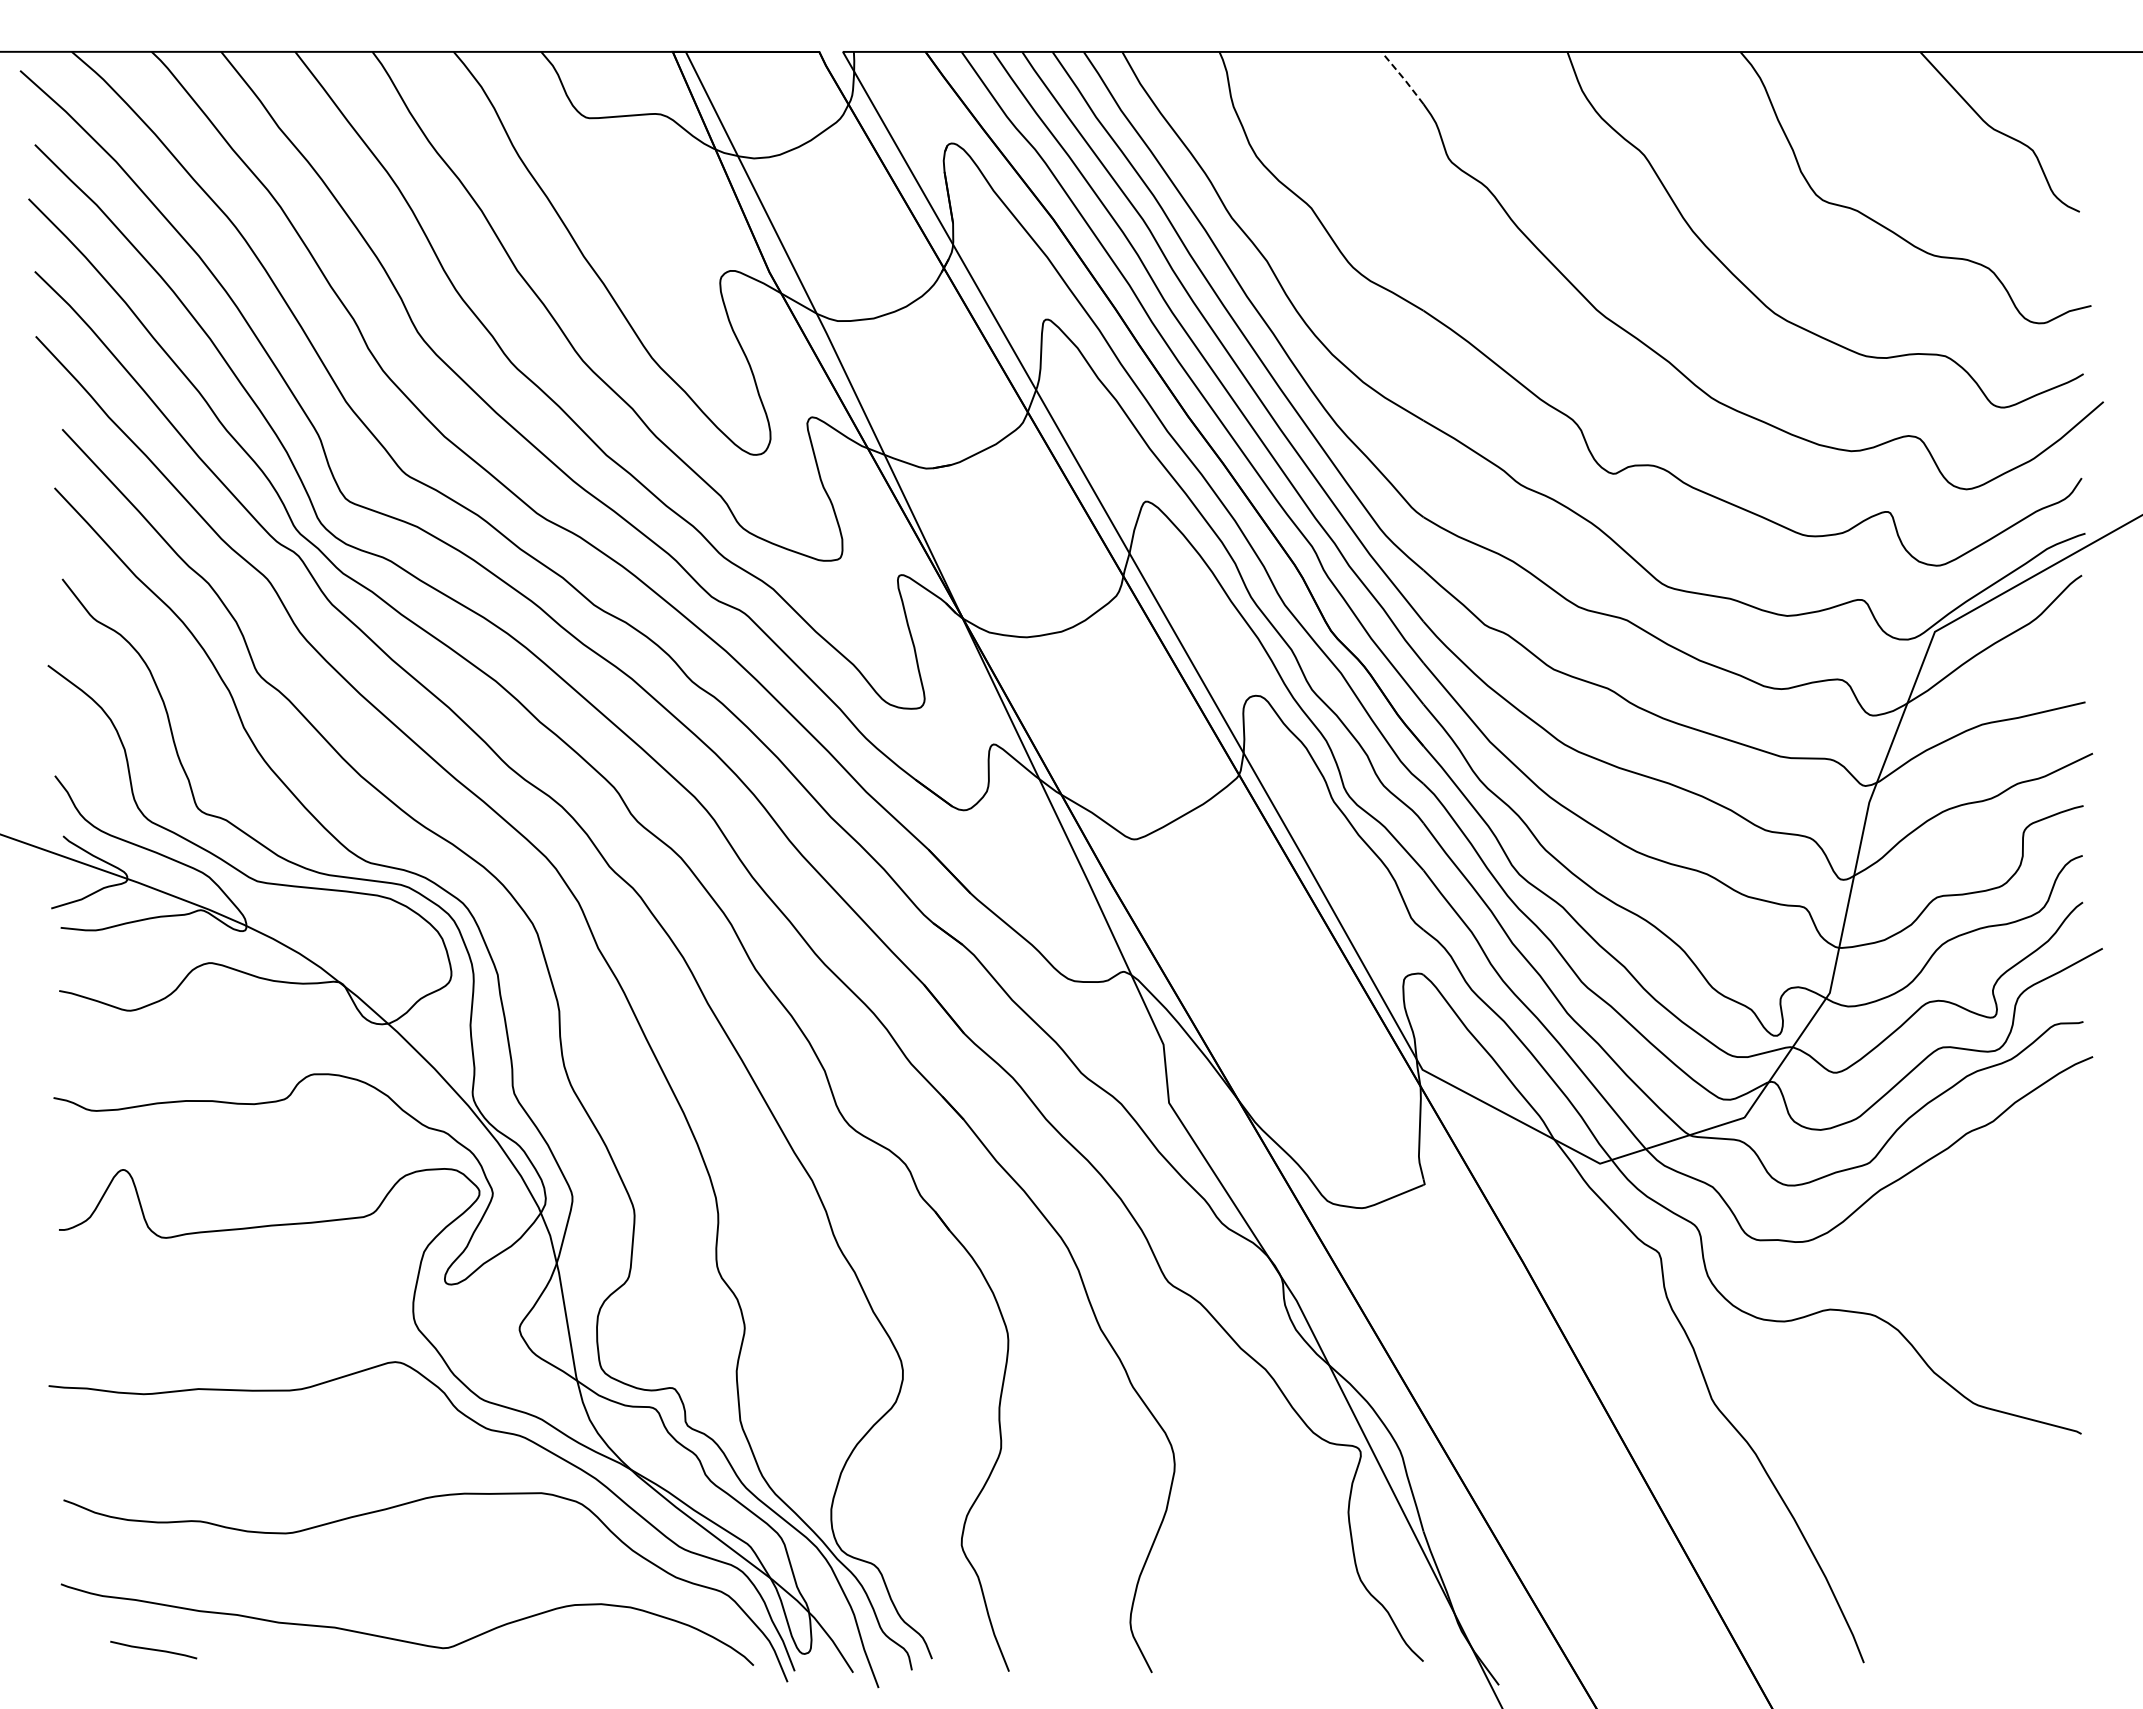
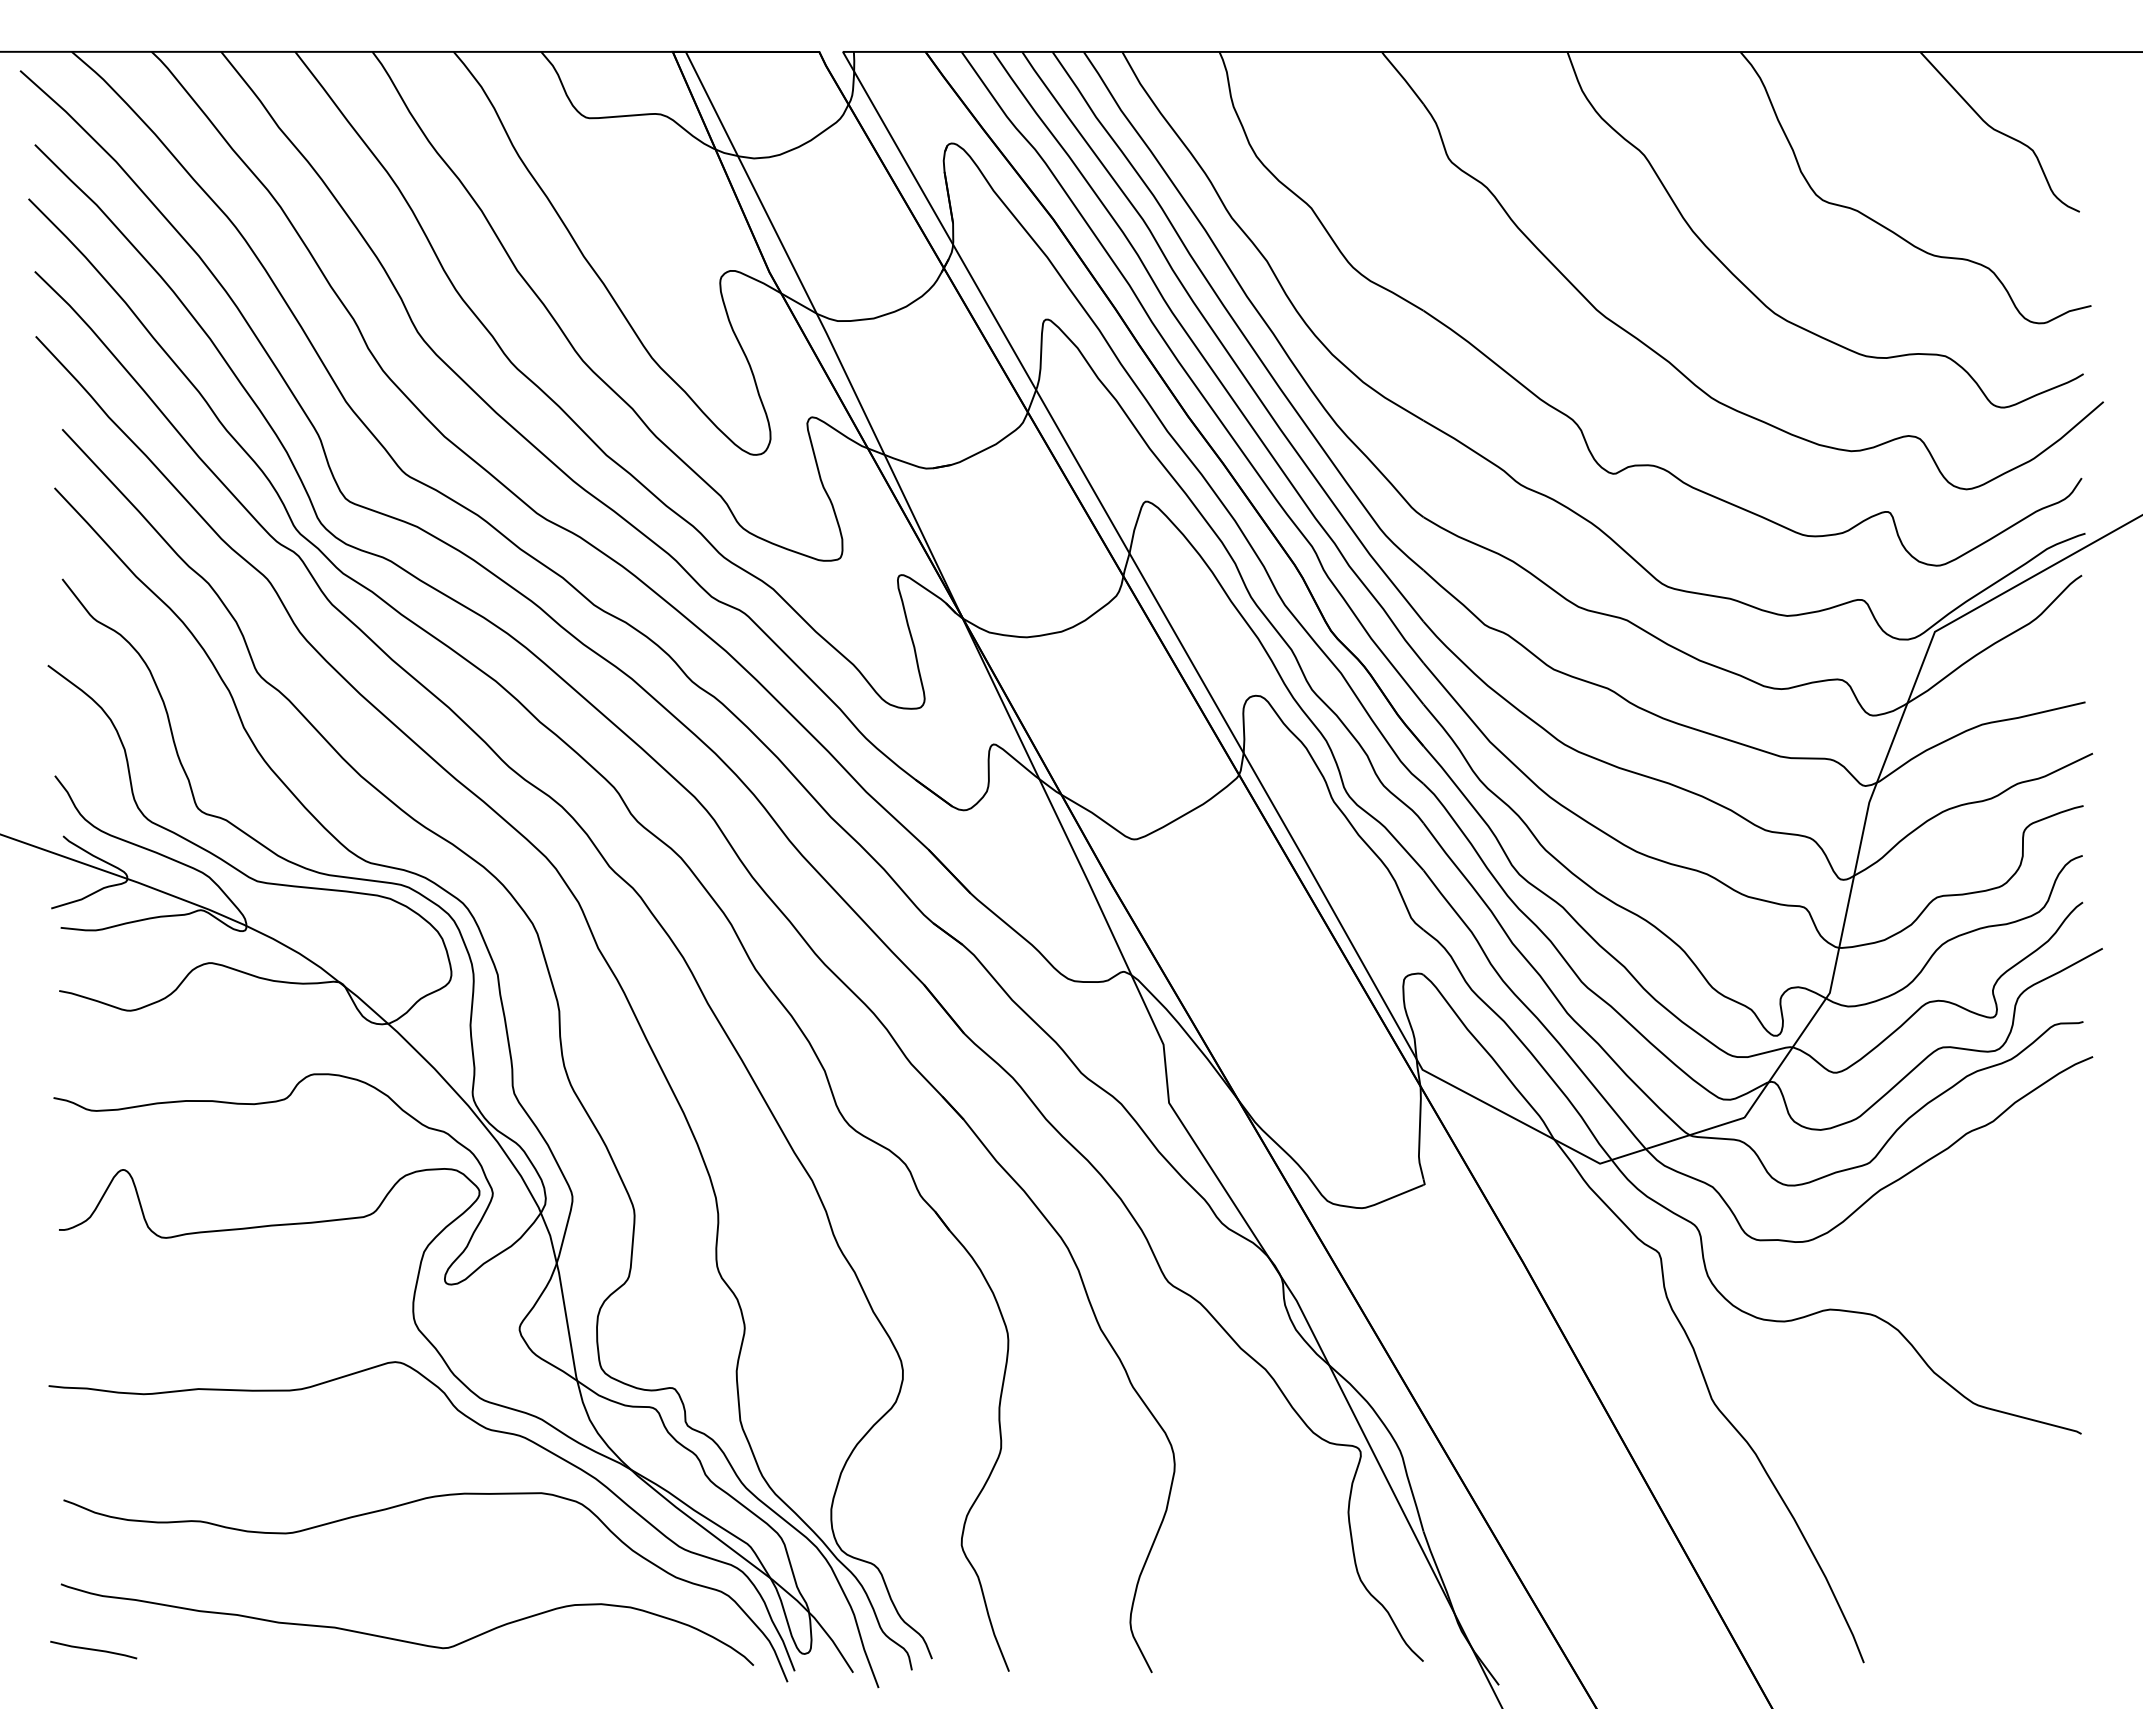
line: dashed -> solid (1403, 78)
line position: (153, 1649) -> (93, 1649) (93, 1649)
